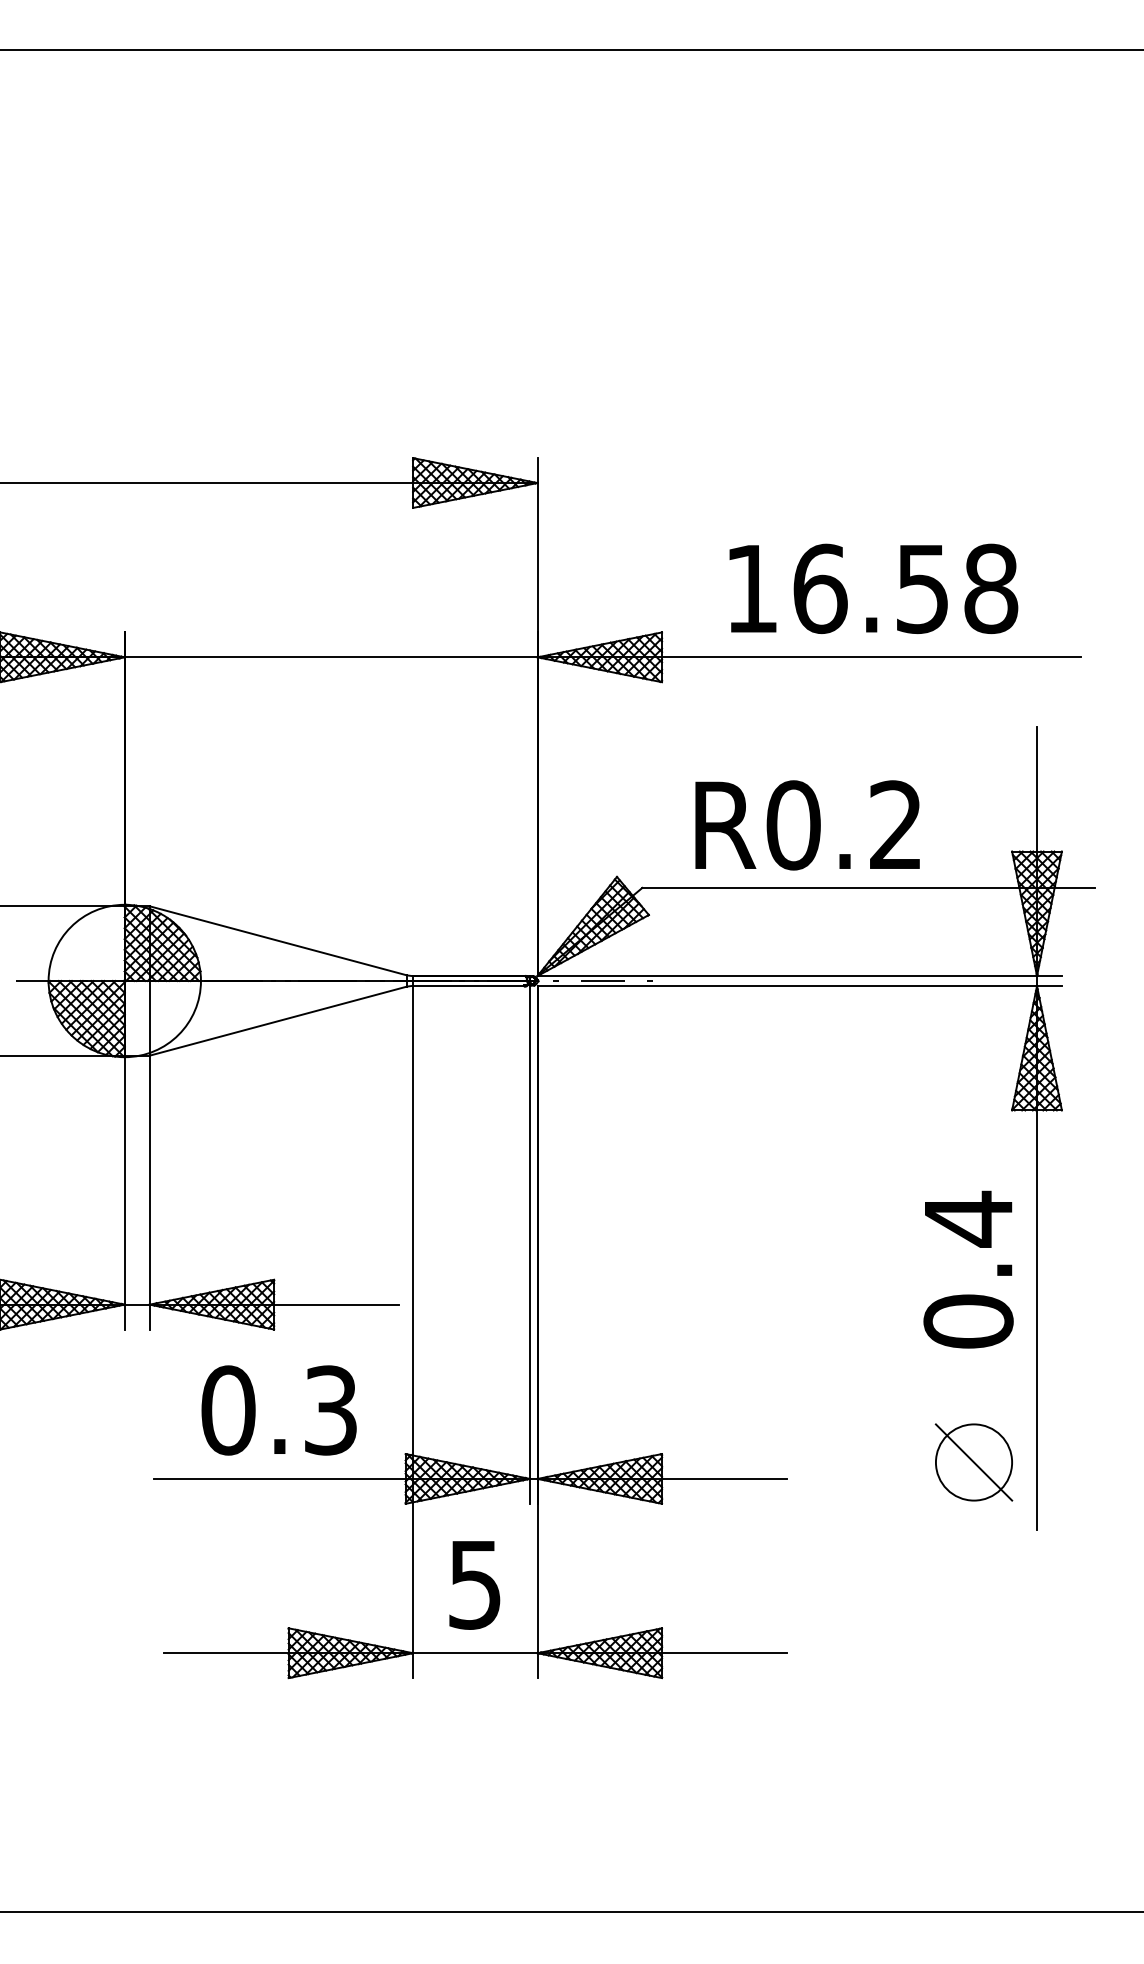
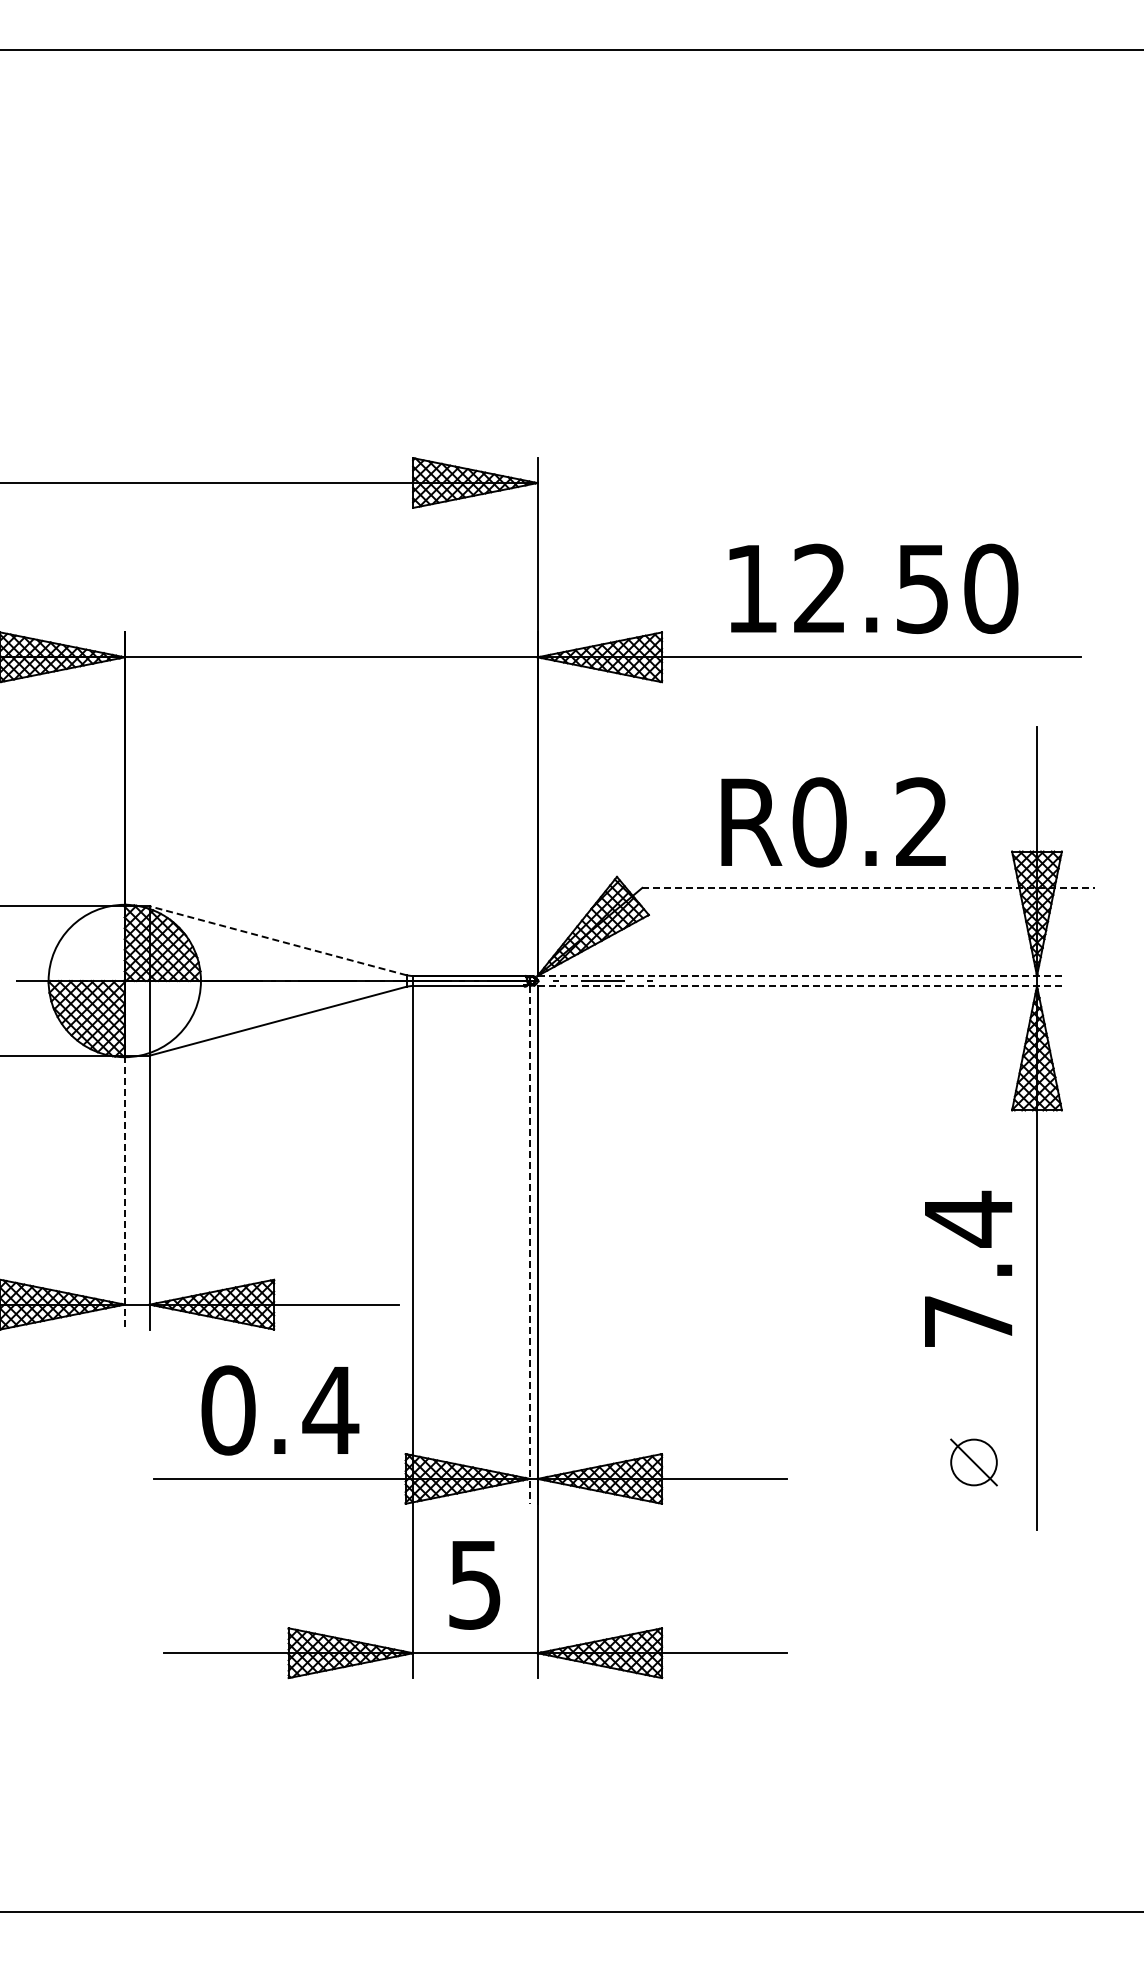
text: 16.58 -> 12.50 (905, 588)
text position: (807, 825) -> (833, 822) (833, 822)
line: solid -> dashed (869, 887)
line: solid -> dashed (277, 940)
line: solid -> dashed (799, 976)
line: solid -> dashed (800, 985)
line: solid -> dashed (124, 1192)
line: solid -> dashed (530, 1244)
text: 0.4 -> 7.4 (968, 1321)
text: 0.3 -> 0.4 (330, 1410)
part size: 80x79 px -> 48x49 px (973, 1462)
